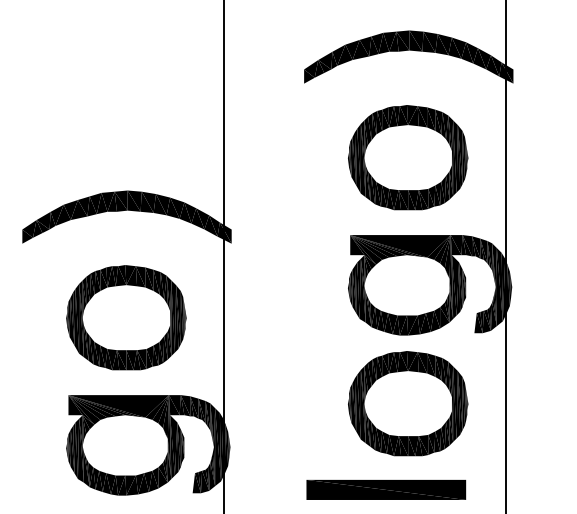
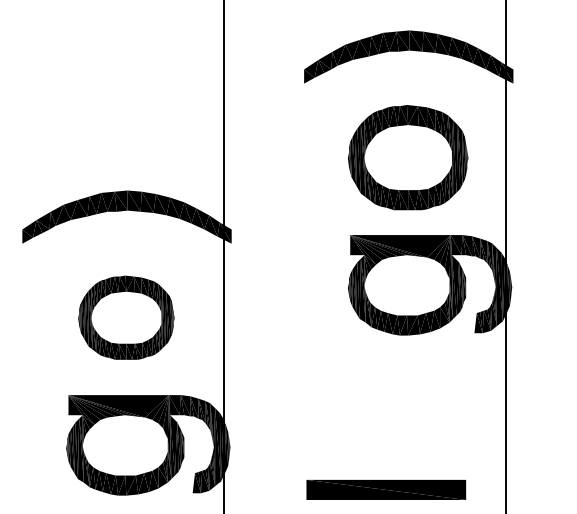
part size: 121x106 px -> 97x85 px (126, 317)
part: present -> none (408, 403)
